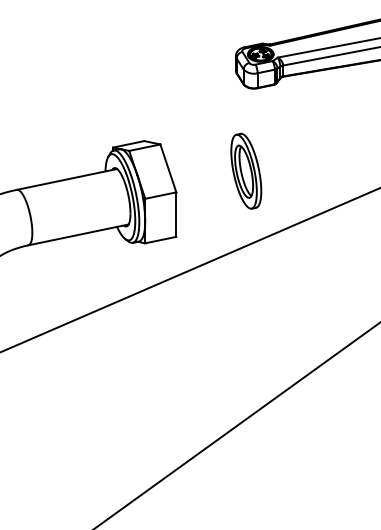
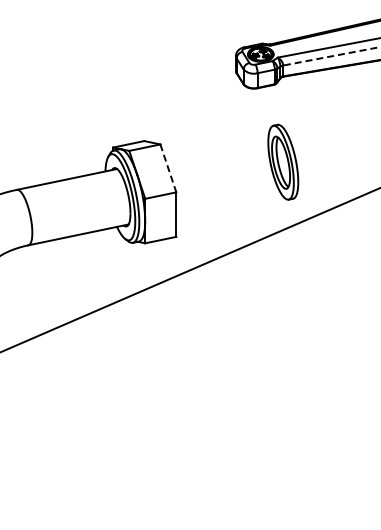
line: solid -> dashed (331, 56)
line: solid -> dashed (168, 168)
part position: (246, 170) -> (283, 161) (283, 161)
line: present -> none (237, 425)
